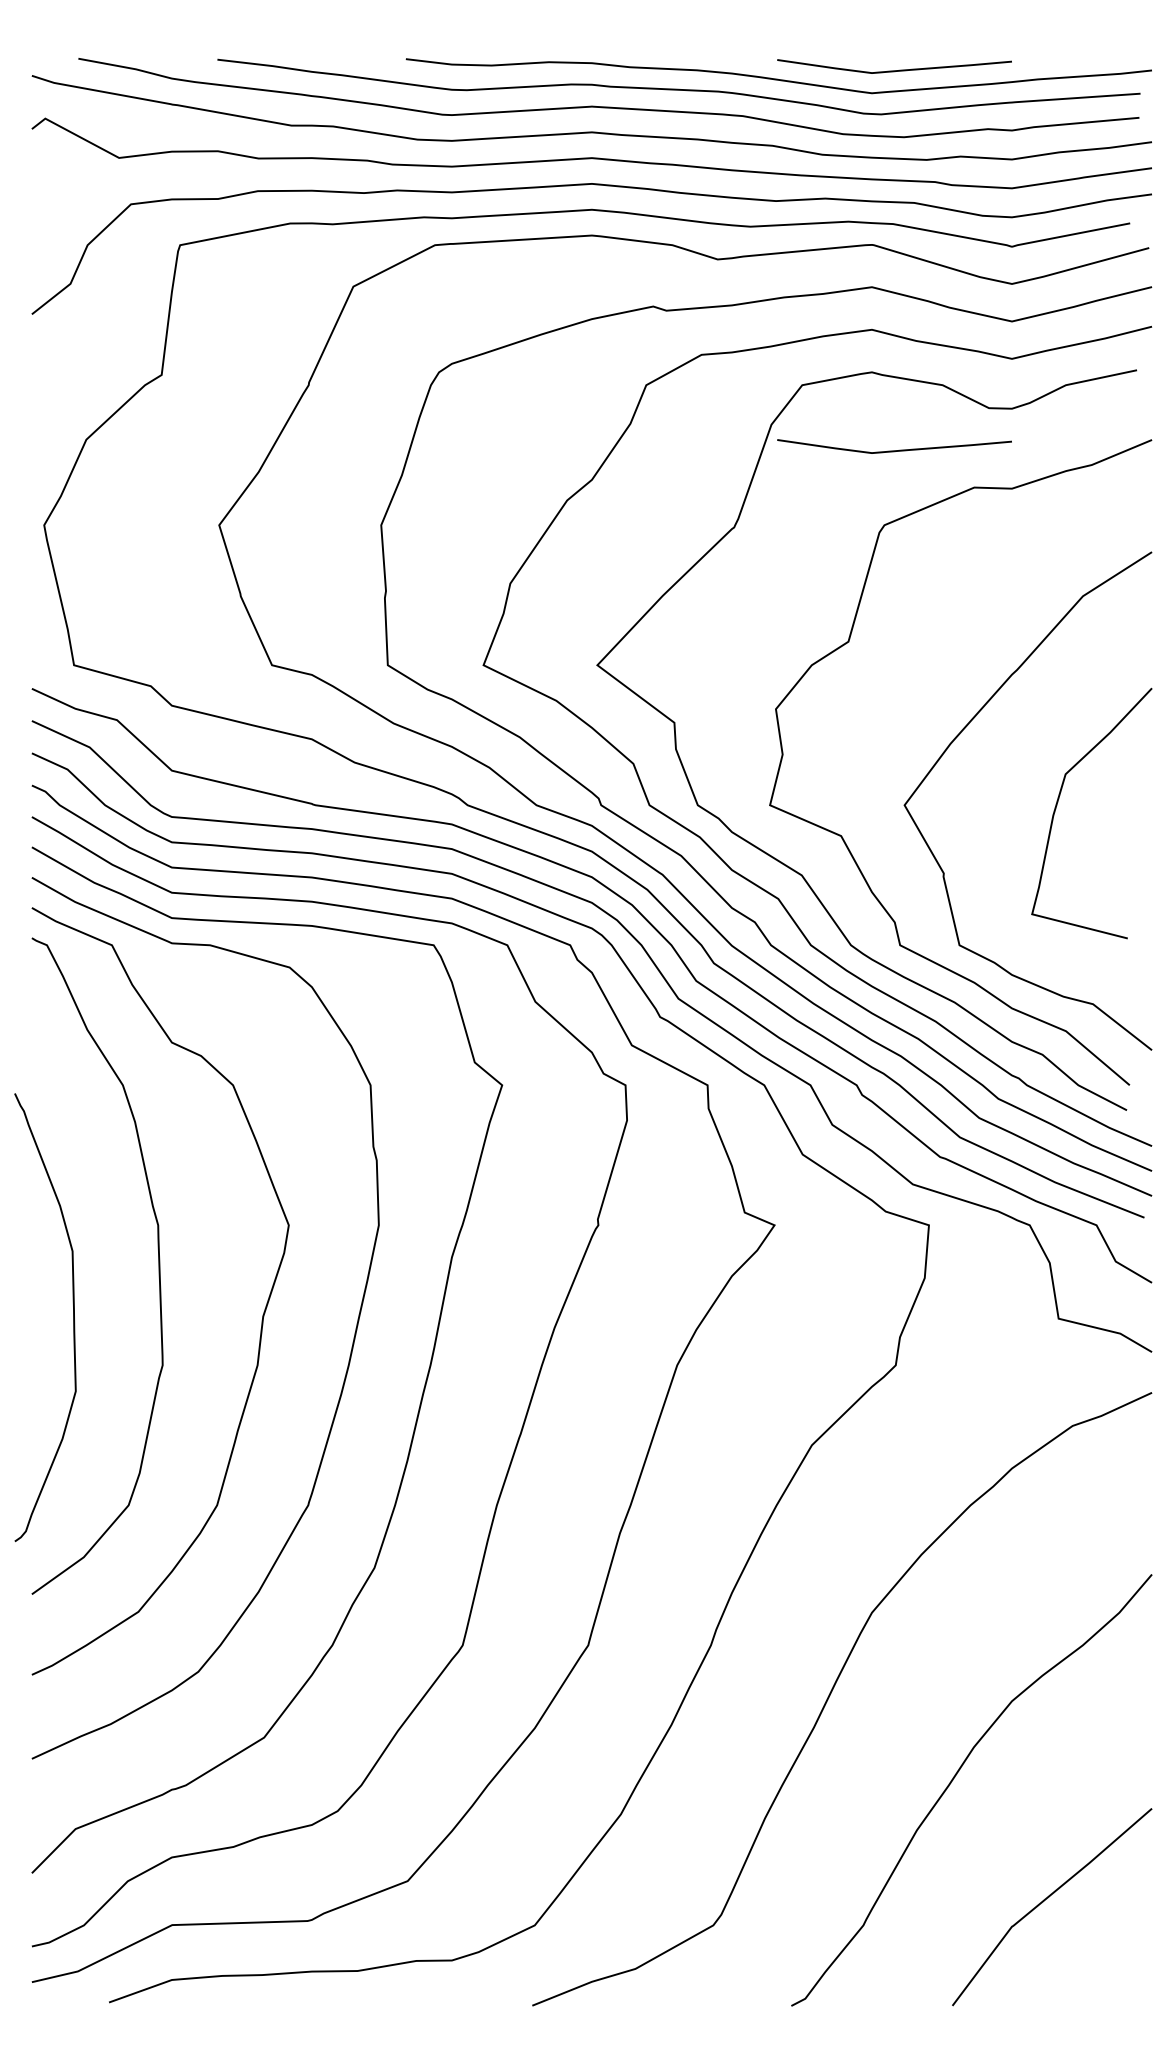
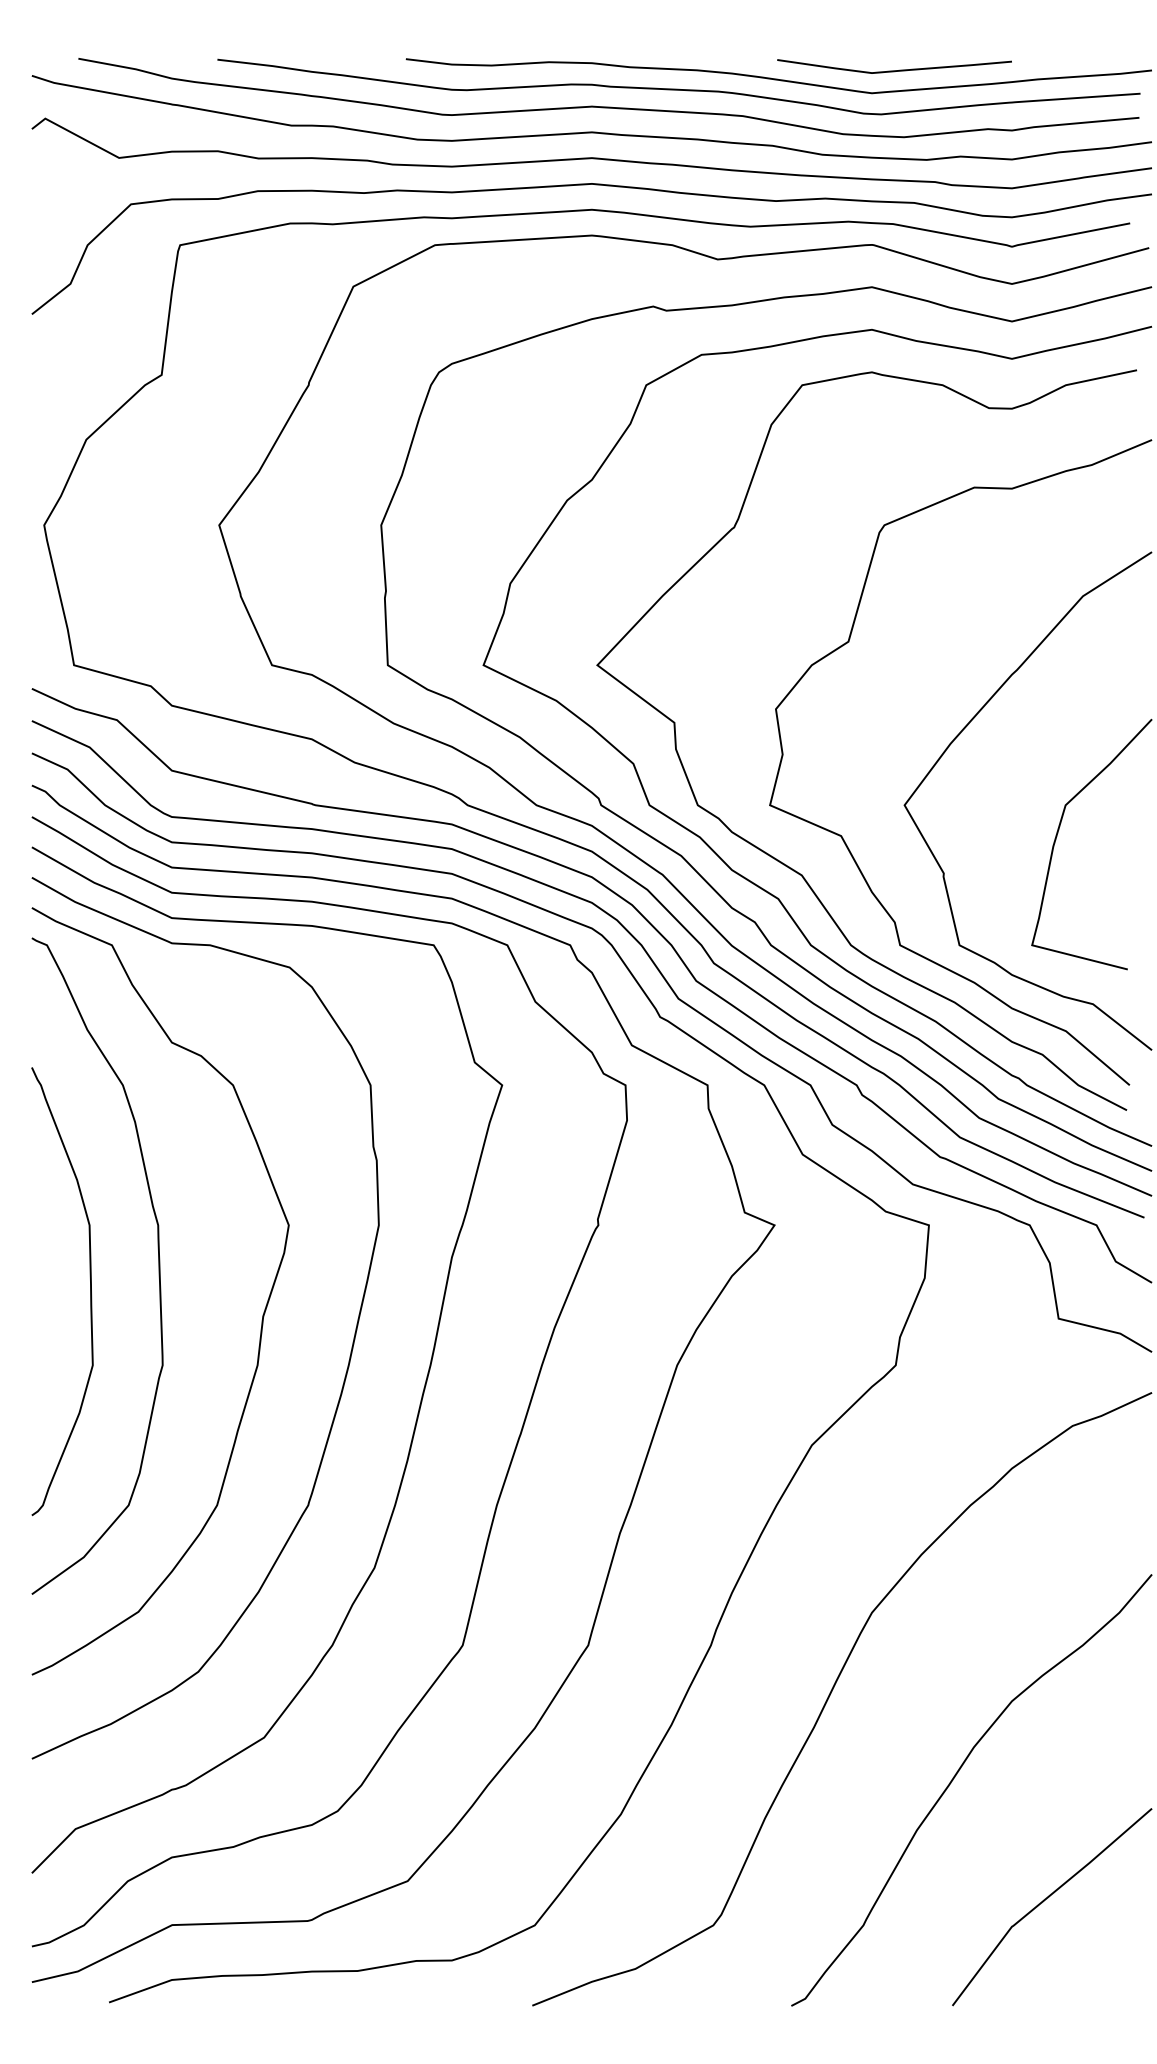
curve: present -> none (894, 450)
curve position: (1058, 802) -> (1058, 833) (1058, 833)
curve position: (73, 1317) -> (90, 1291) (90, 1291)
